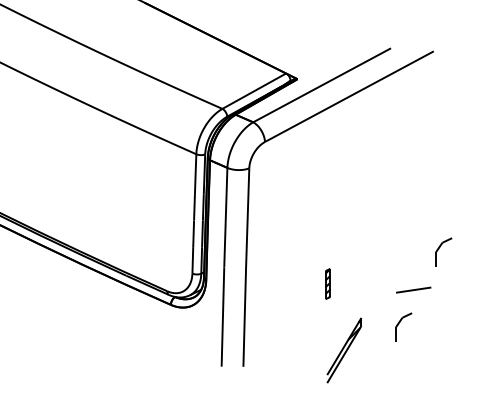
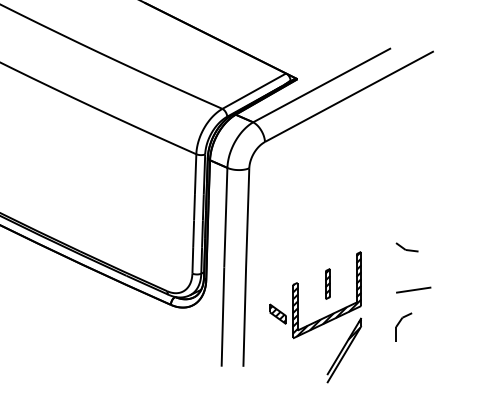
part: none -> present (406, 247)
part: present -> none (443, 251)
part: none -> present (298, 295)
